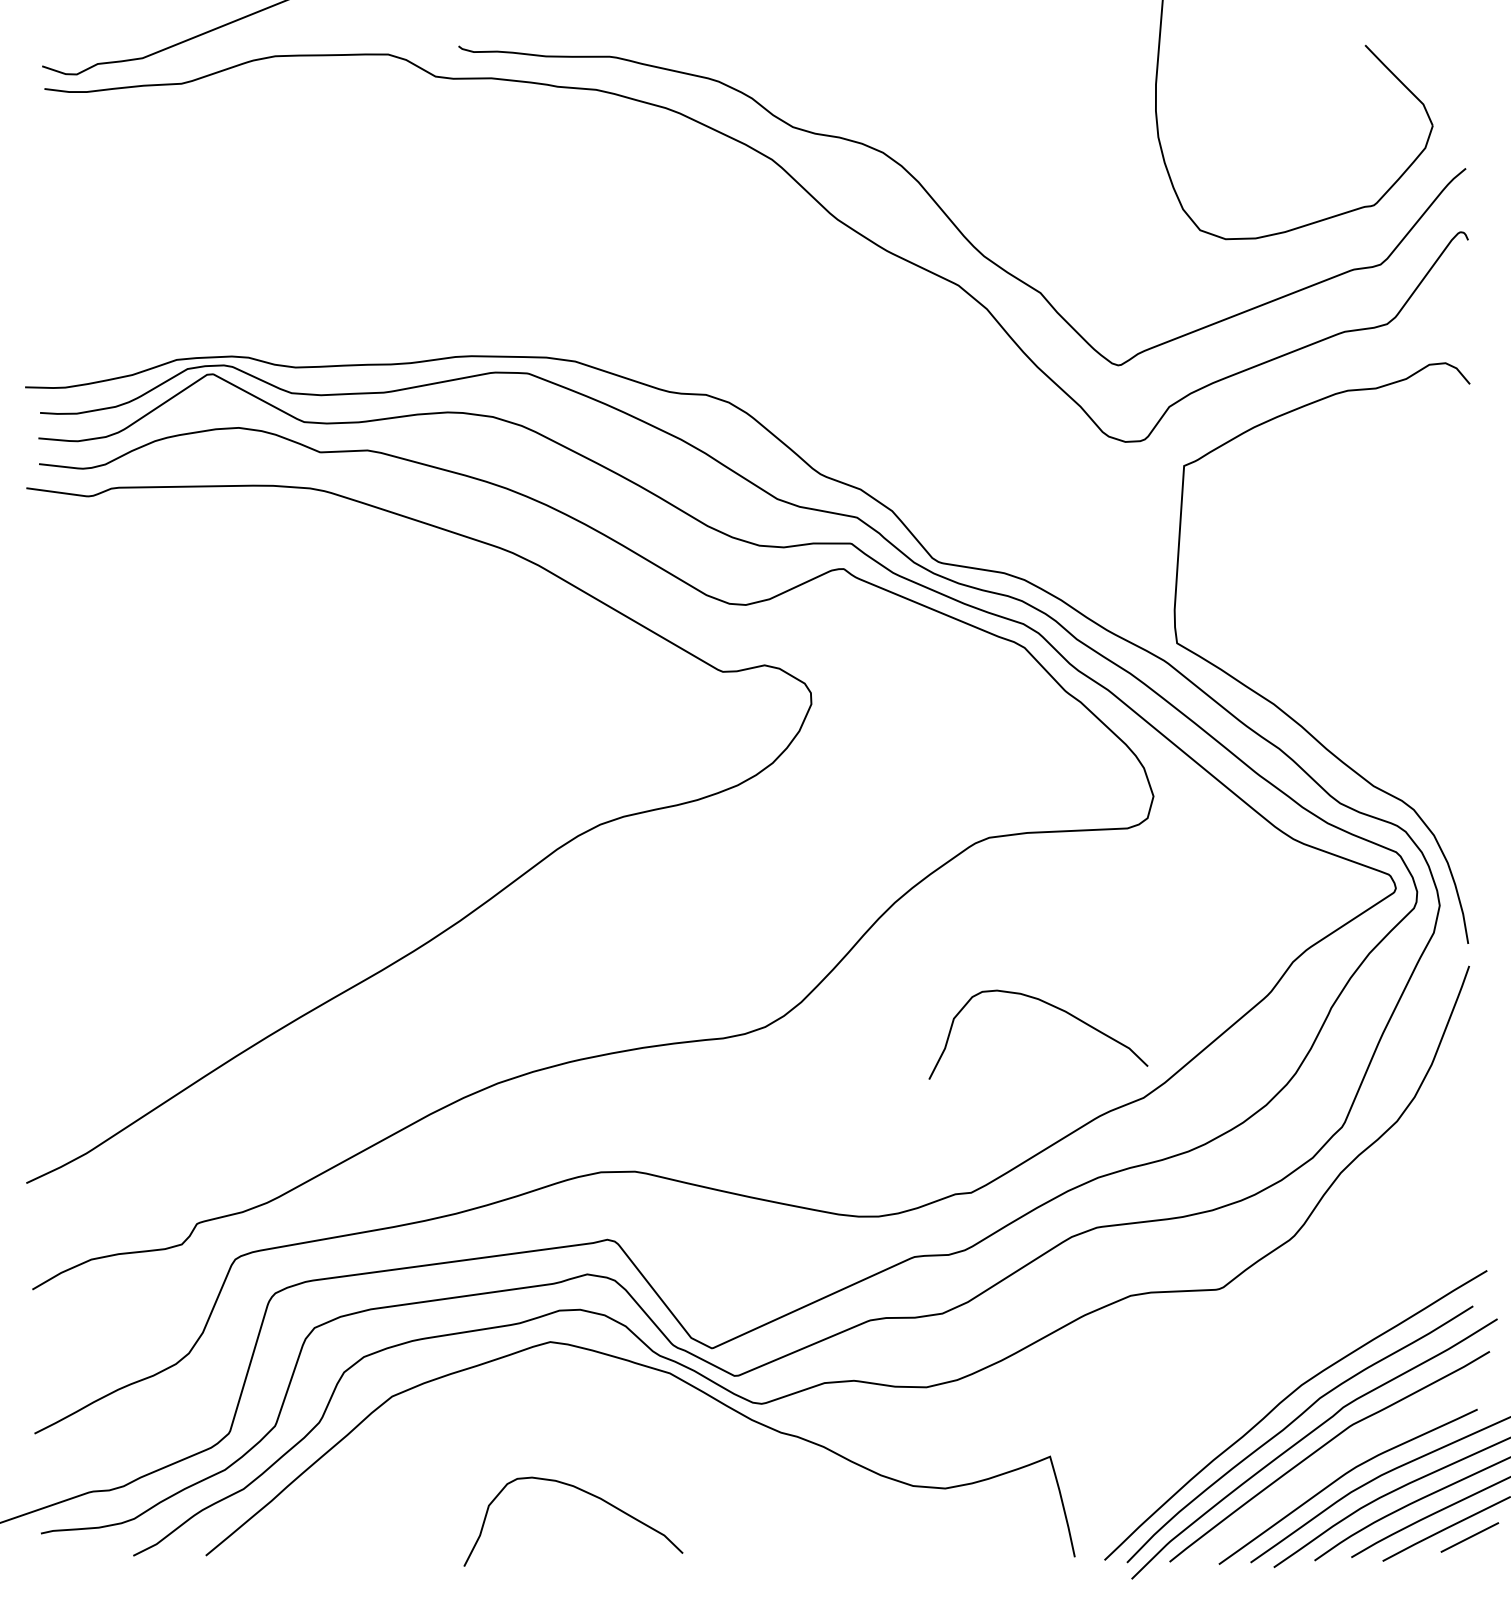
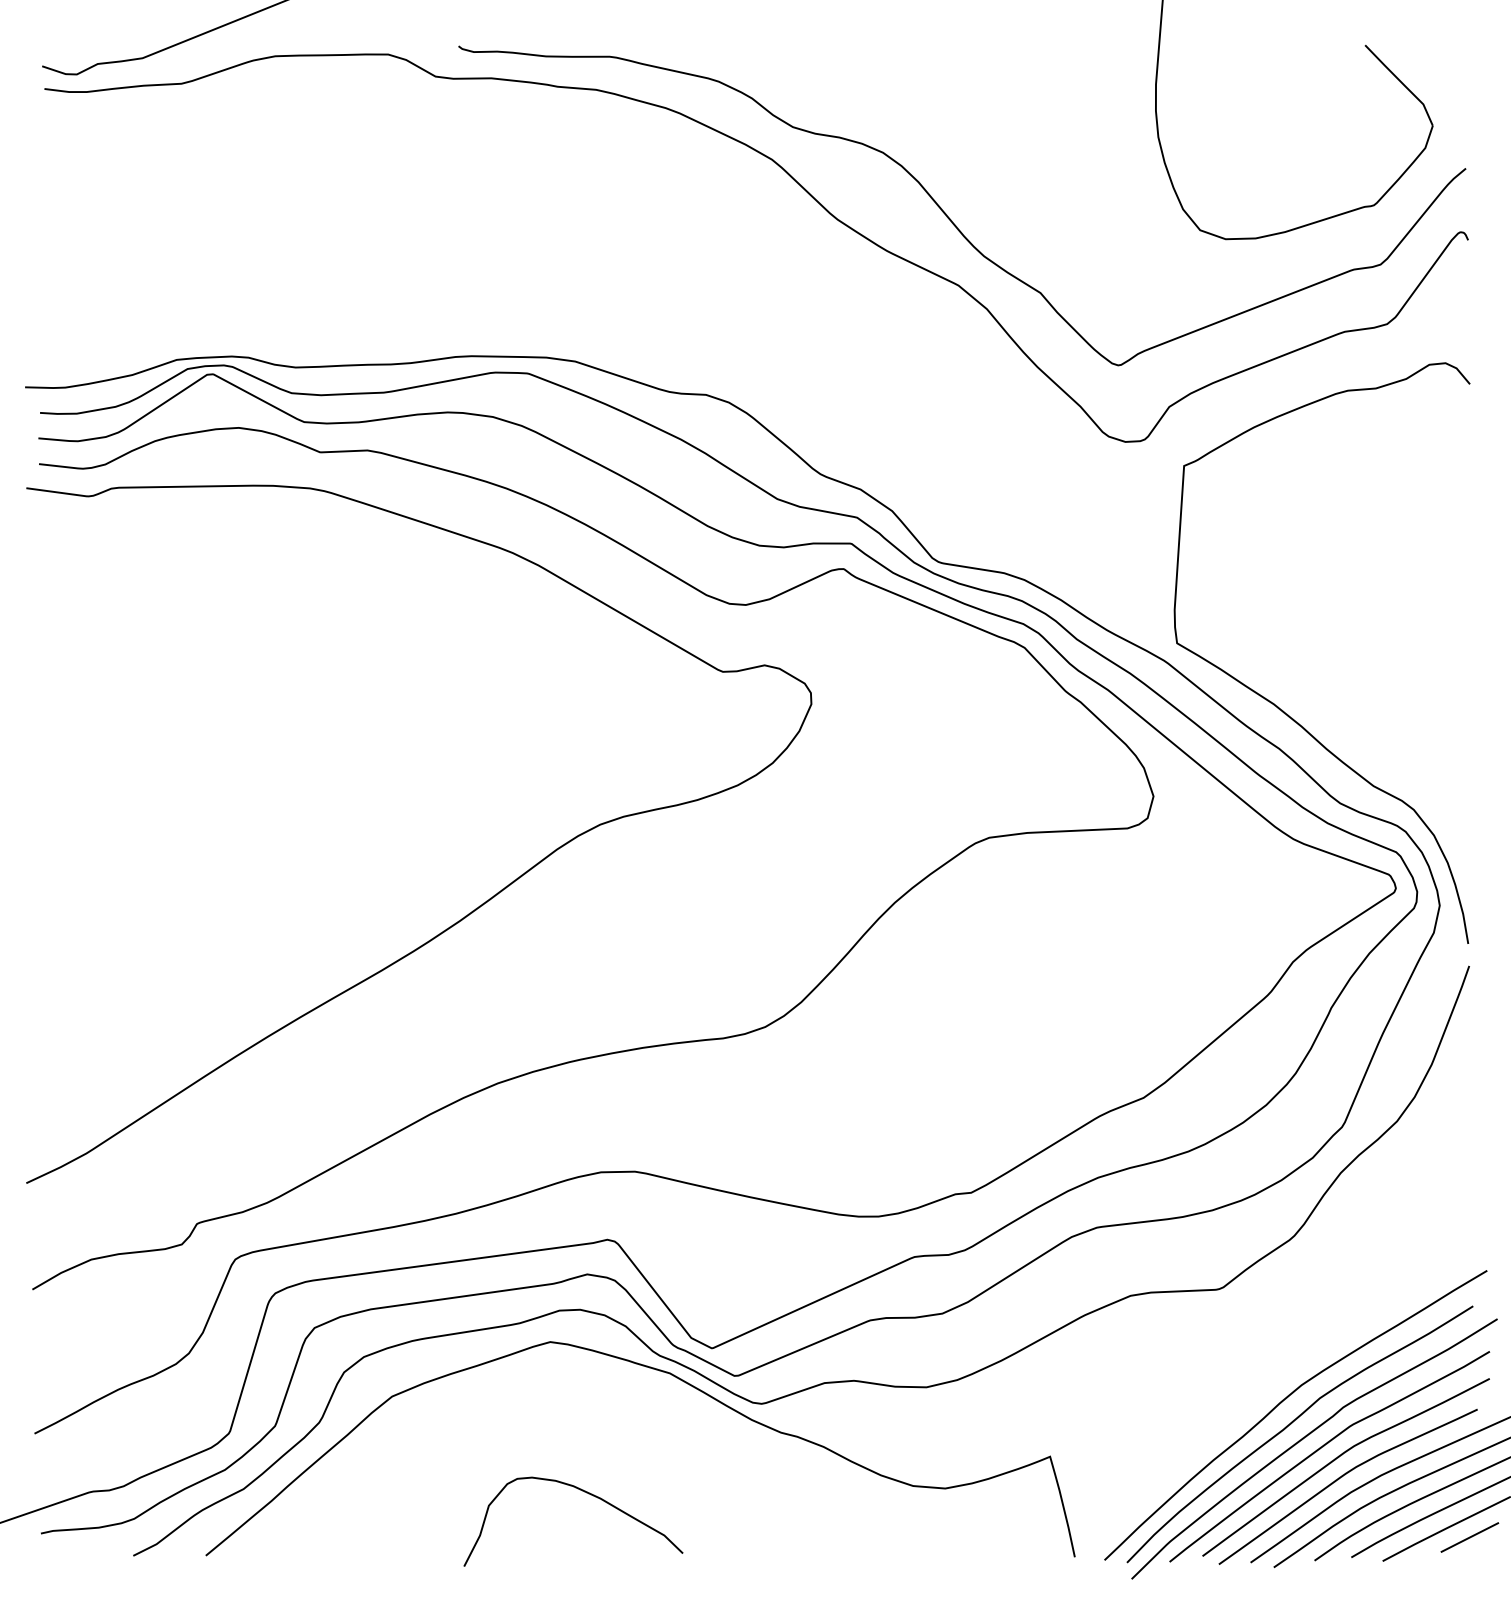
curve: present -> none (1051, 1006)
curve: none -> present (1338, 1458)
